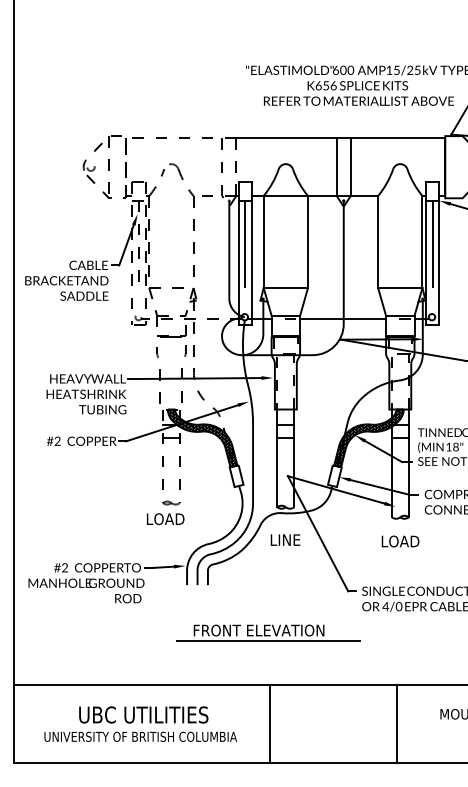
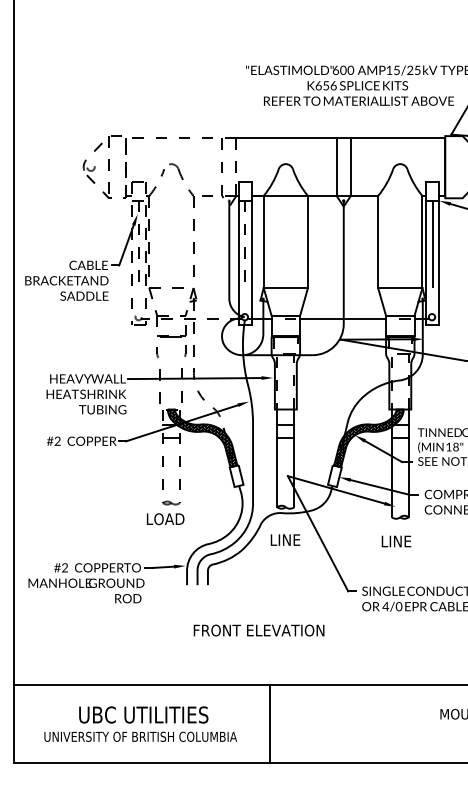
line: solid -> dashed (245, 243)
text: LOAD -> LINE (404, 541)
line: present -> none (267, 641)
line: present -> none (396, 724)
